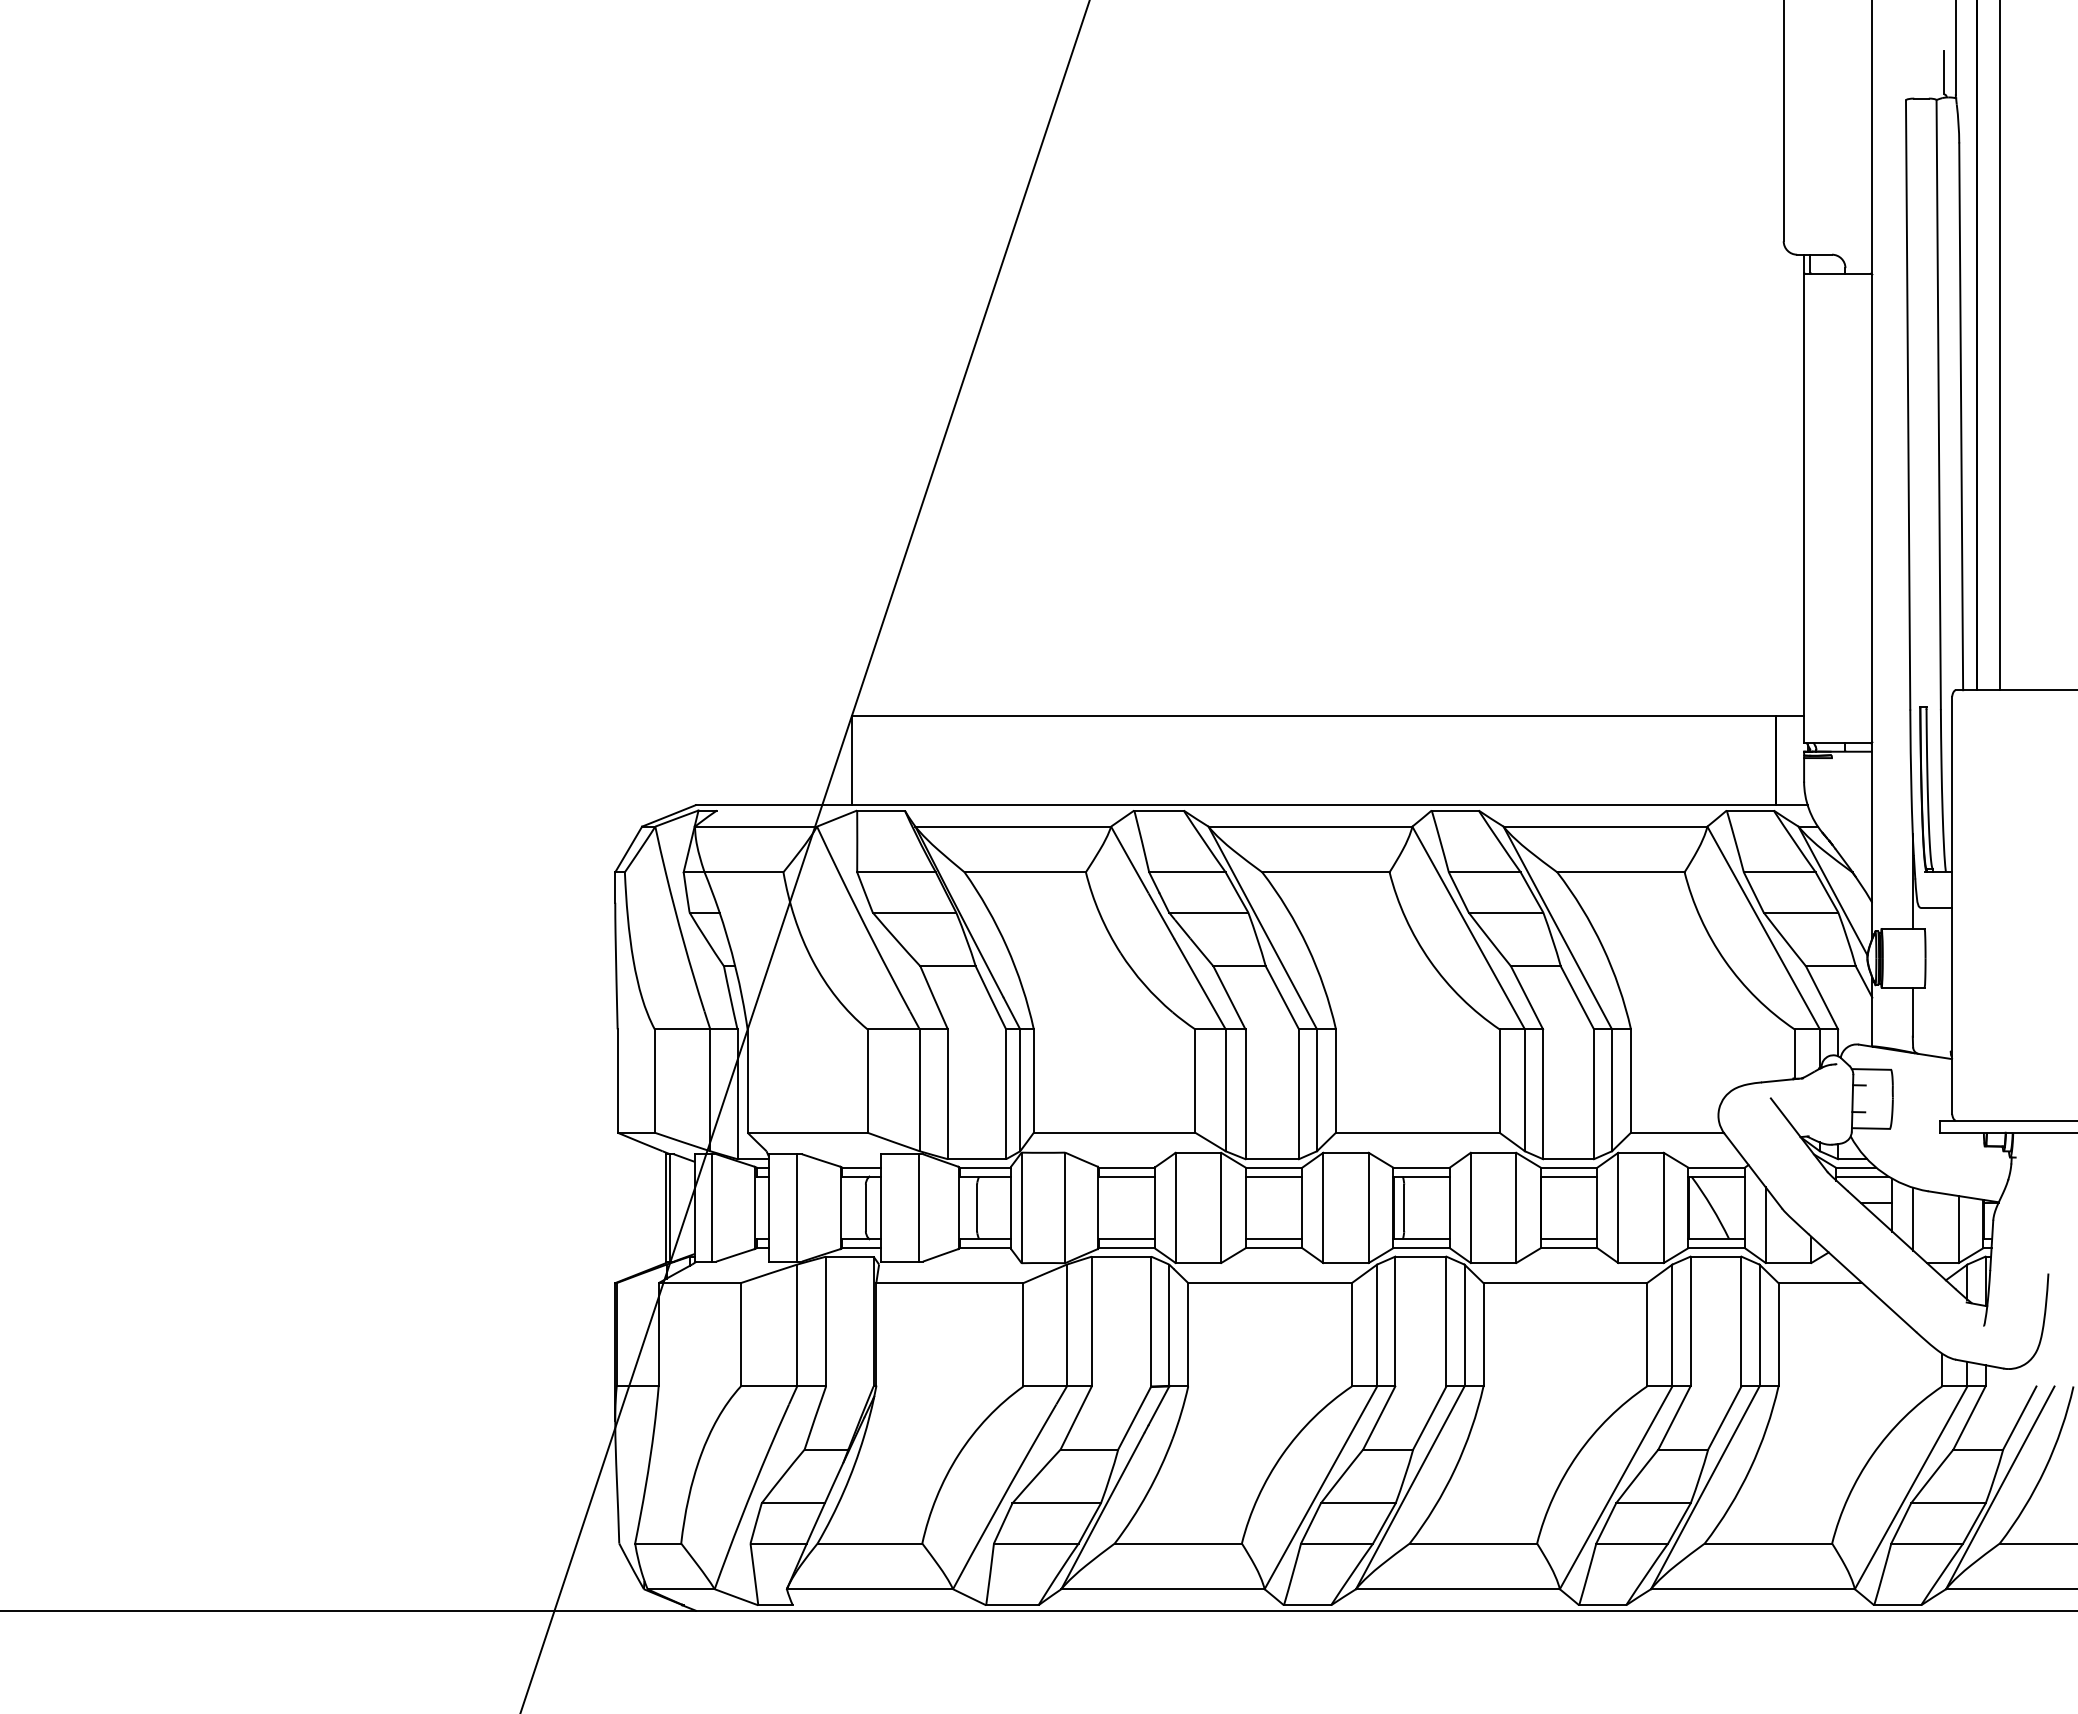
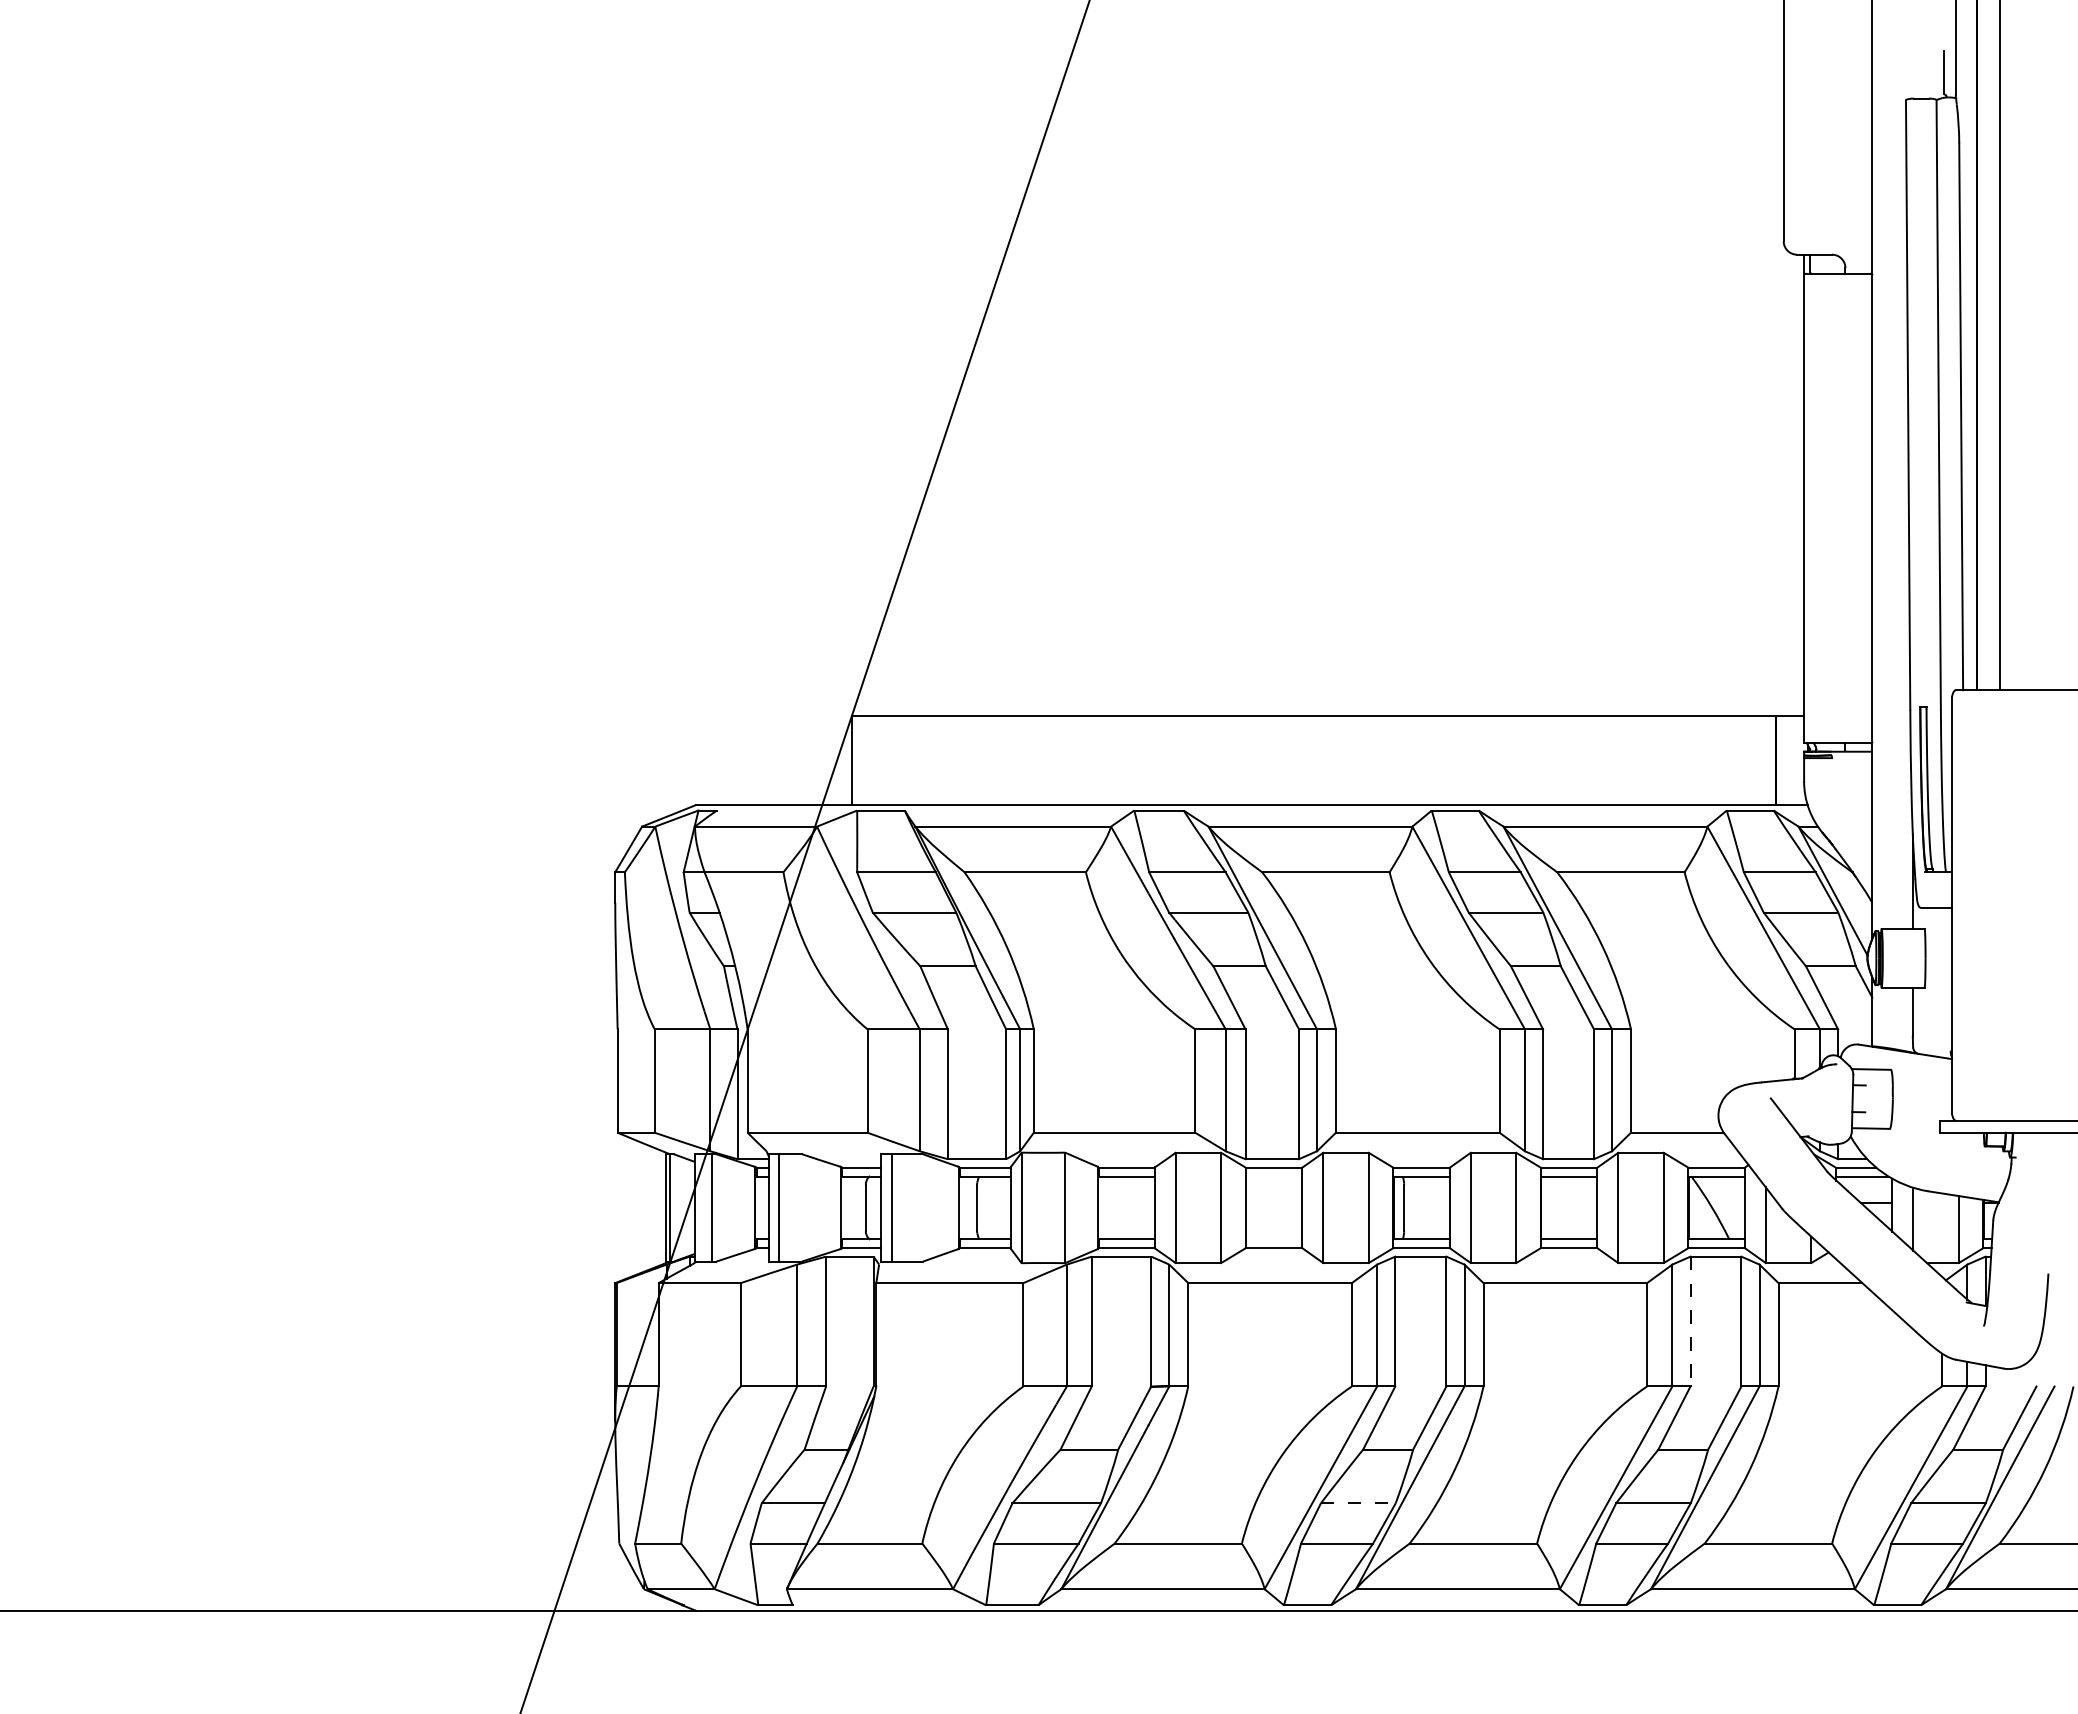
line: present -> none (1273, 1176)
line position: (797, 1207) -> (779, 1207) (779, 1207)
line position: (918, 1207) -> (891, 1207) (891, 1207)
line: present -> none (1273, 1239)
line: solid -> dashed (1690, 1321)
line: solid -> dashed (1358, 1503)
